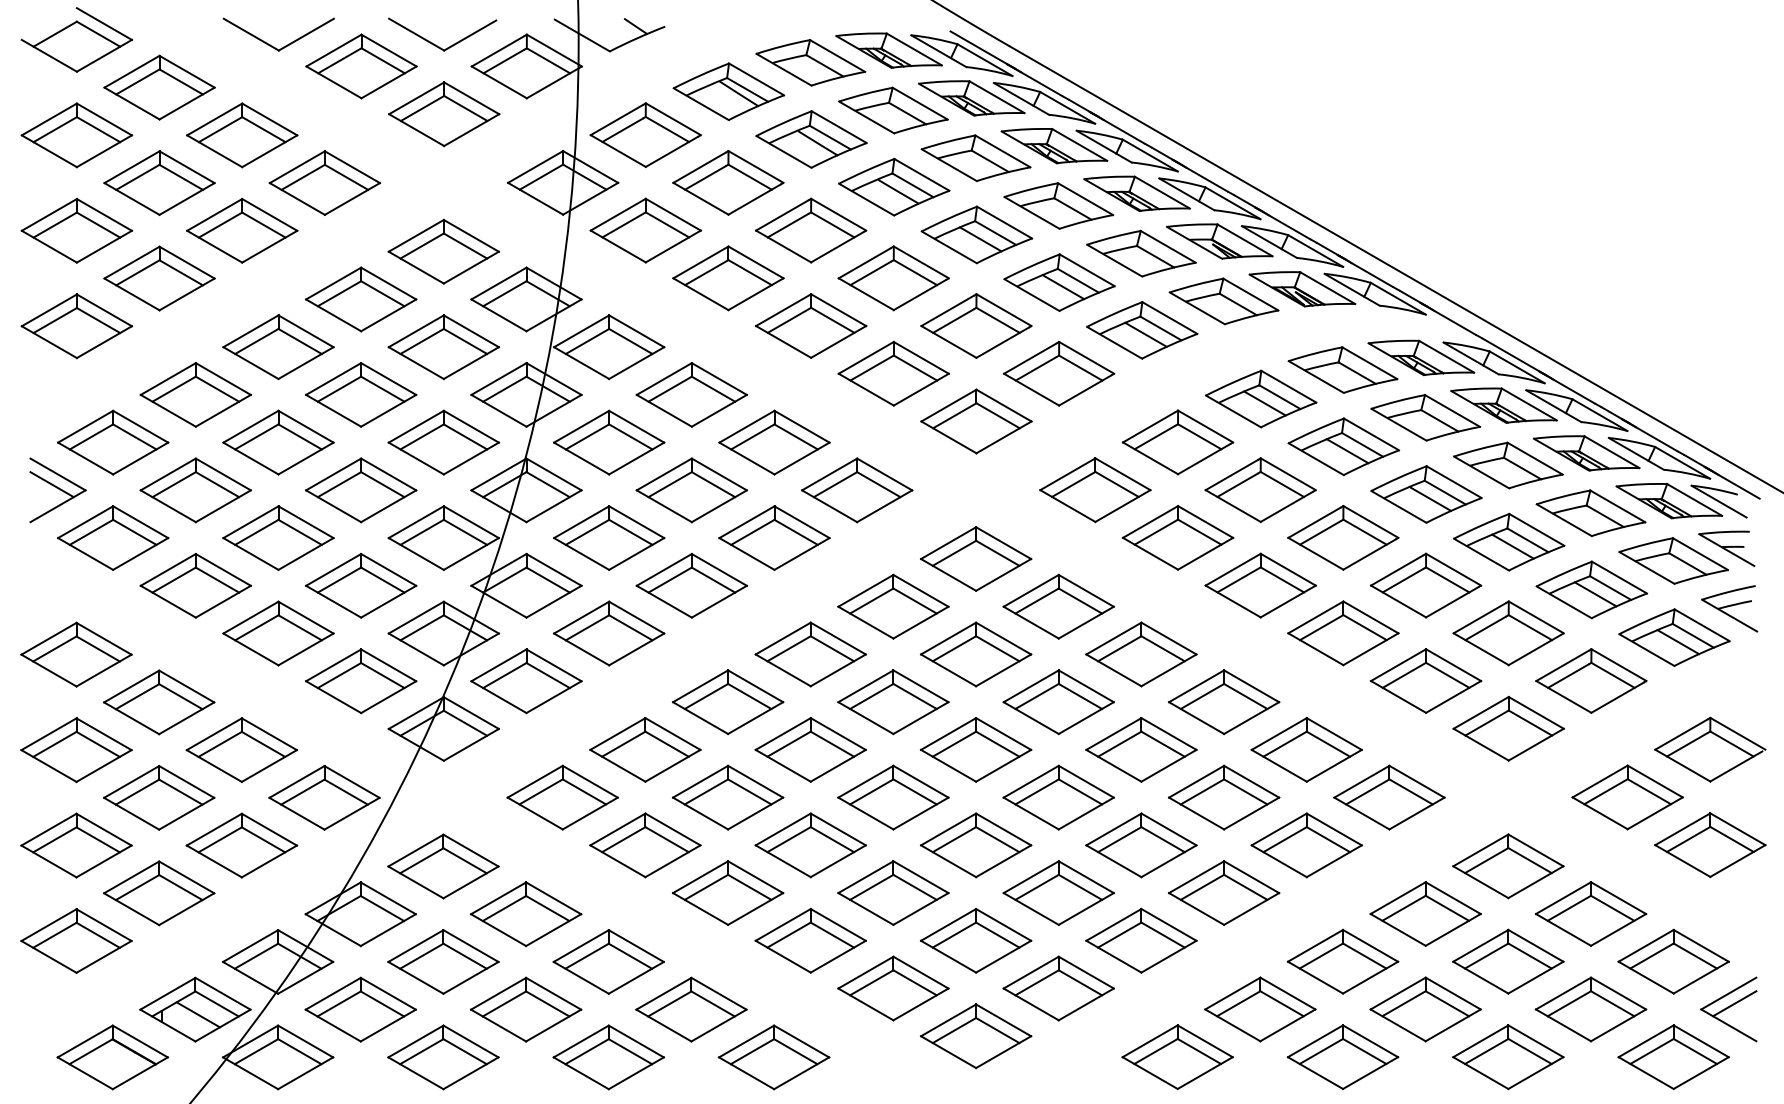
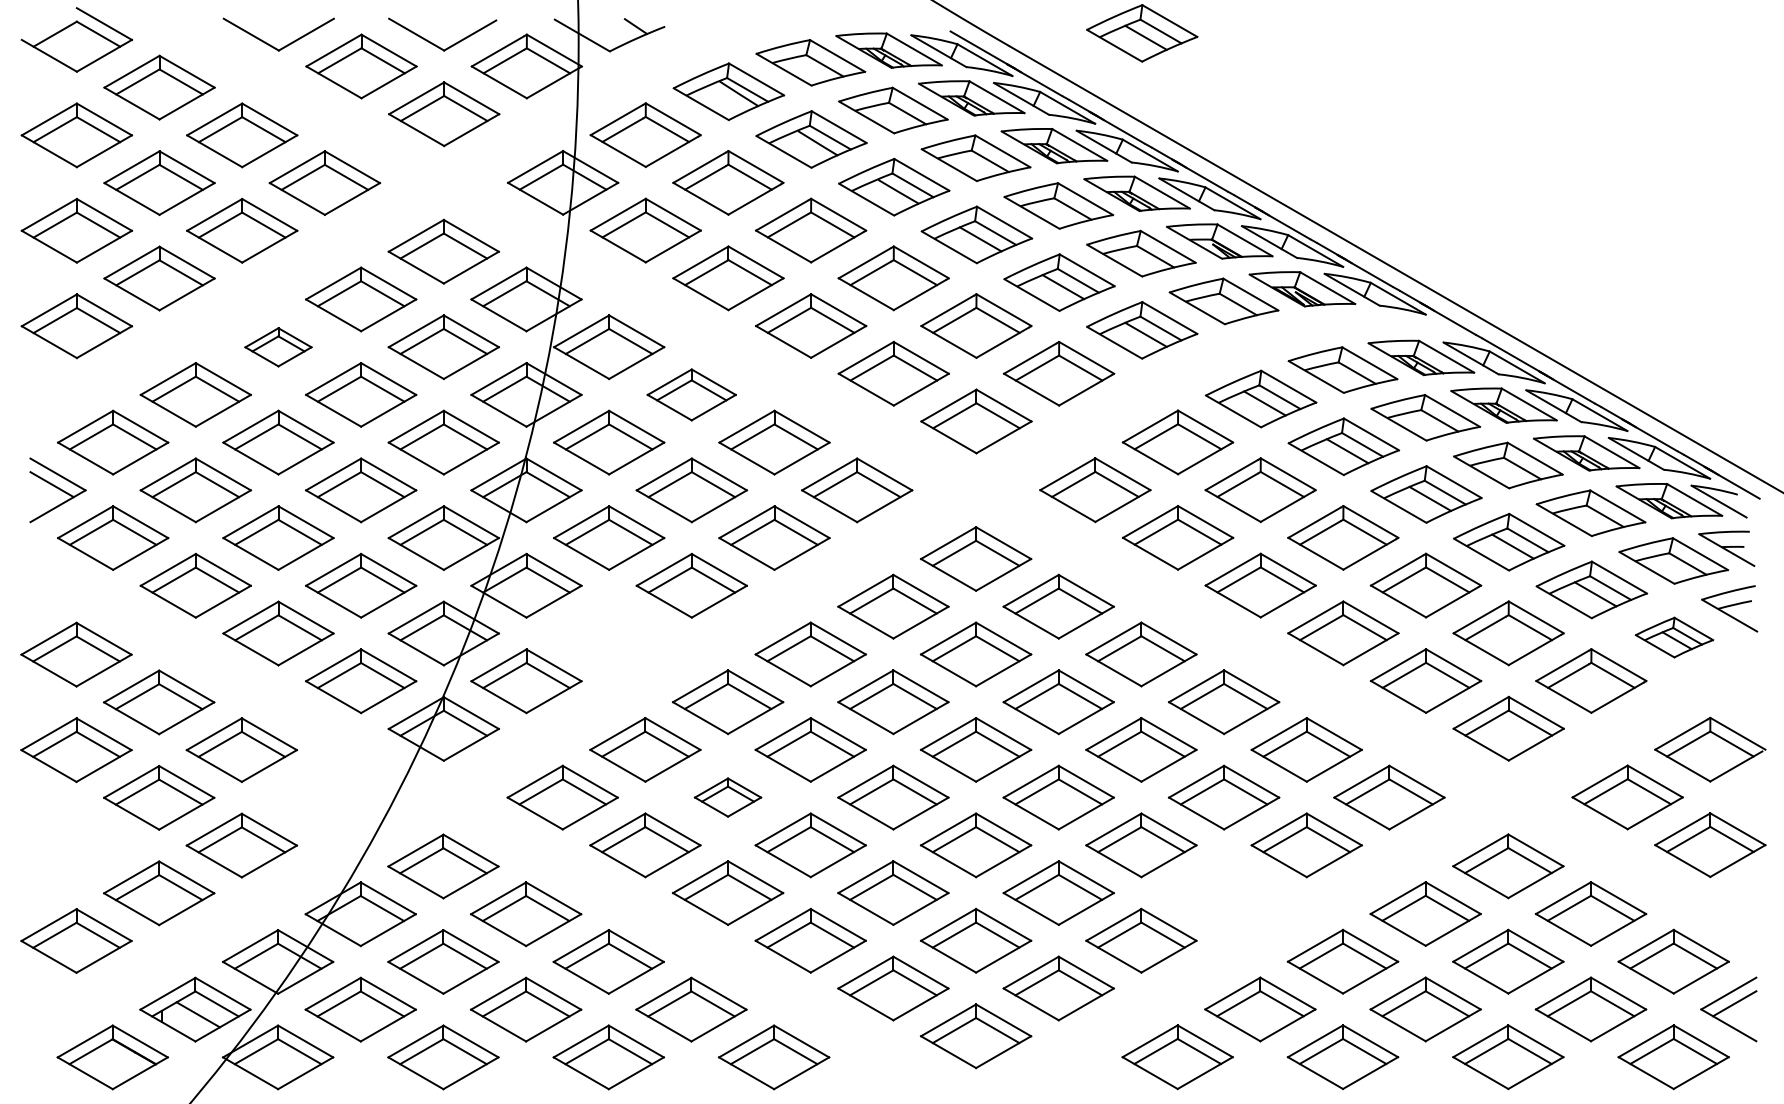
part: none -> present (1142, 33)
part size: 113x67 px -> 69x41 px (278, 347)
part size: 113x66 px -> 91x54 px (691, 394)
part: present -> none (609, 633)
part size: 113x59 px -> 81x43 px (1674, 637)
part: present -> none (324, 797)
part size: 114x67 px -> 70x41 px (727, 797)
part: present -> none (76, 845)
part: present -> none (1224, 892)
